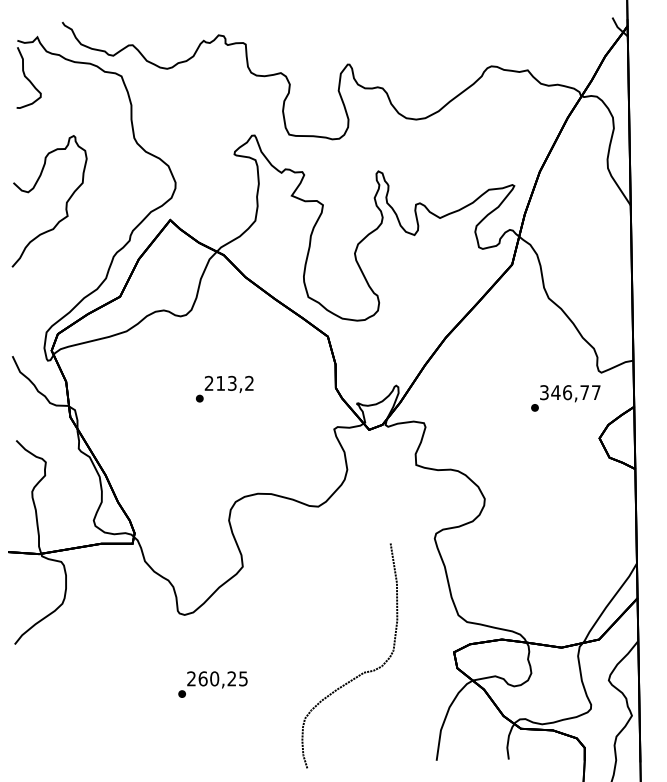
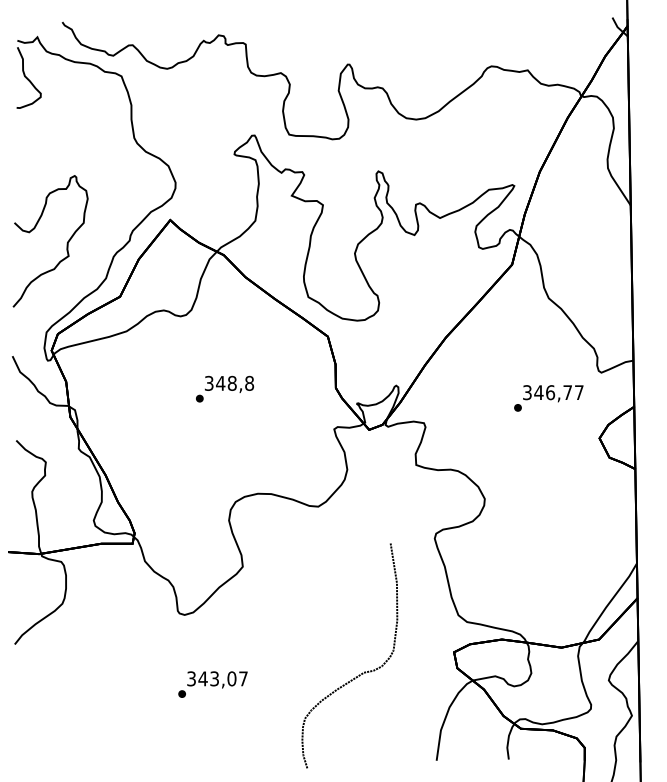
curve position: (65, 203) -> (66, 243) (66, 243)
text: 213,2 -> 348,8 (229, 383)
text position: (565, 398) -> (548, 398) (548, 398)
text: 260,25 -> 343,07 (217, 678)
